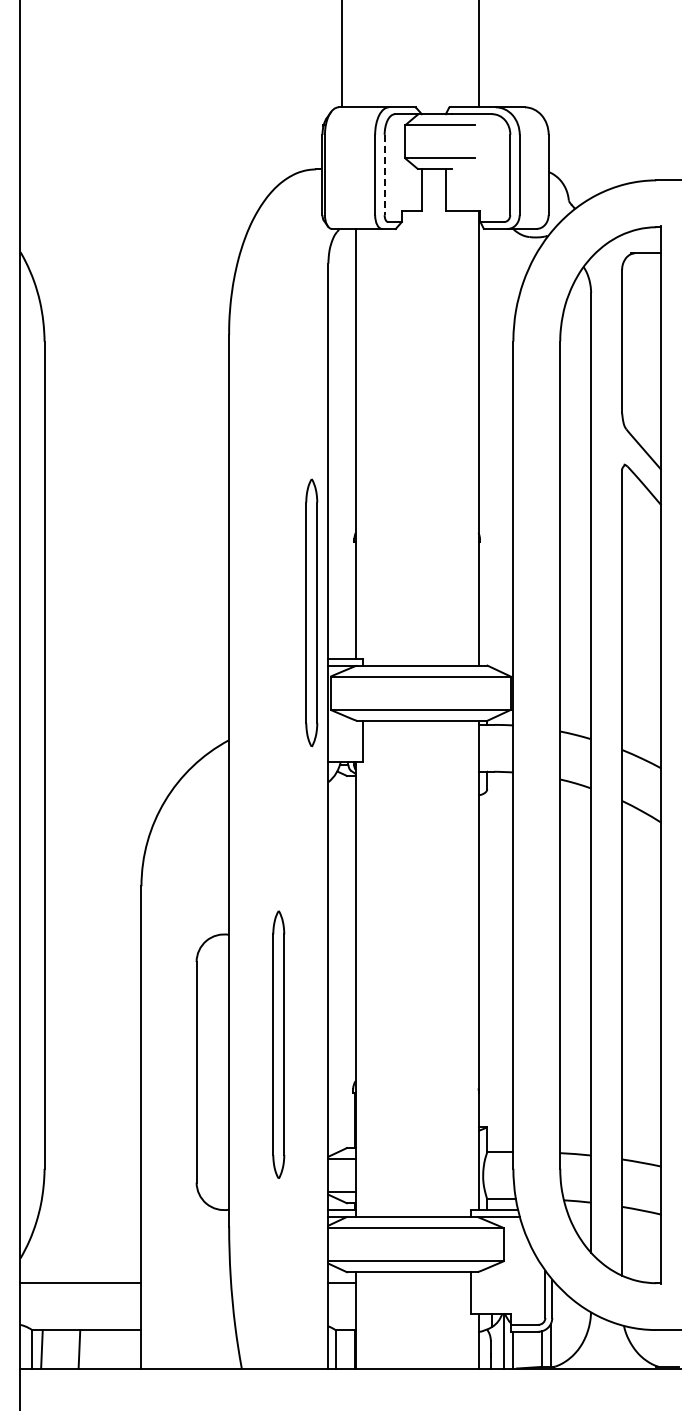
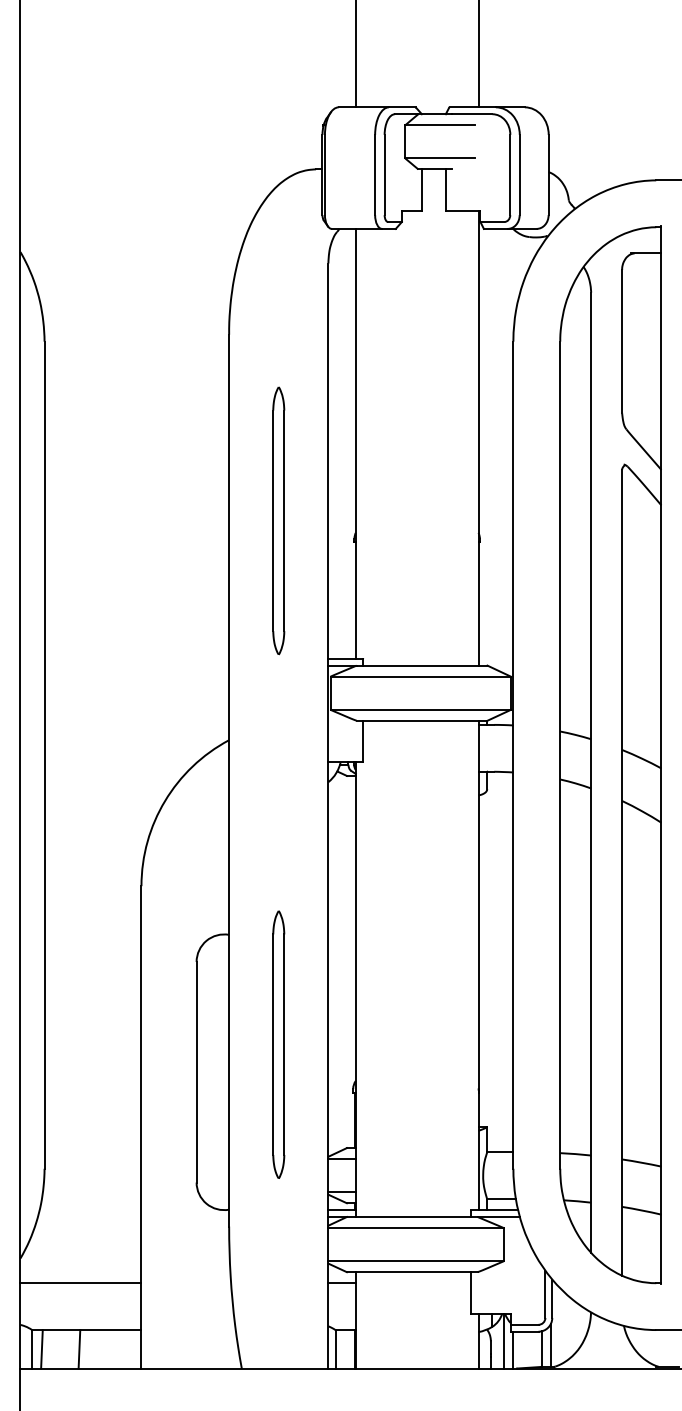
line position: (341, 54) -> (355, 54) (355, 54)
line: dashed -> solid (384, 175)
part position: (311, 612) -> (278, 520) (278, 520)
